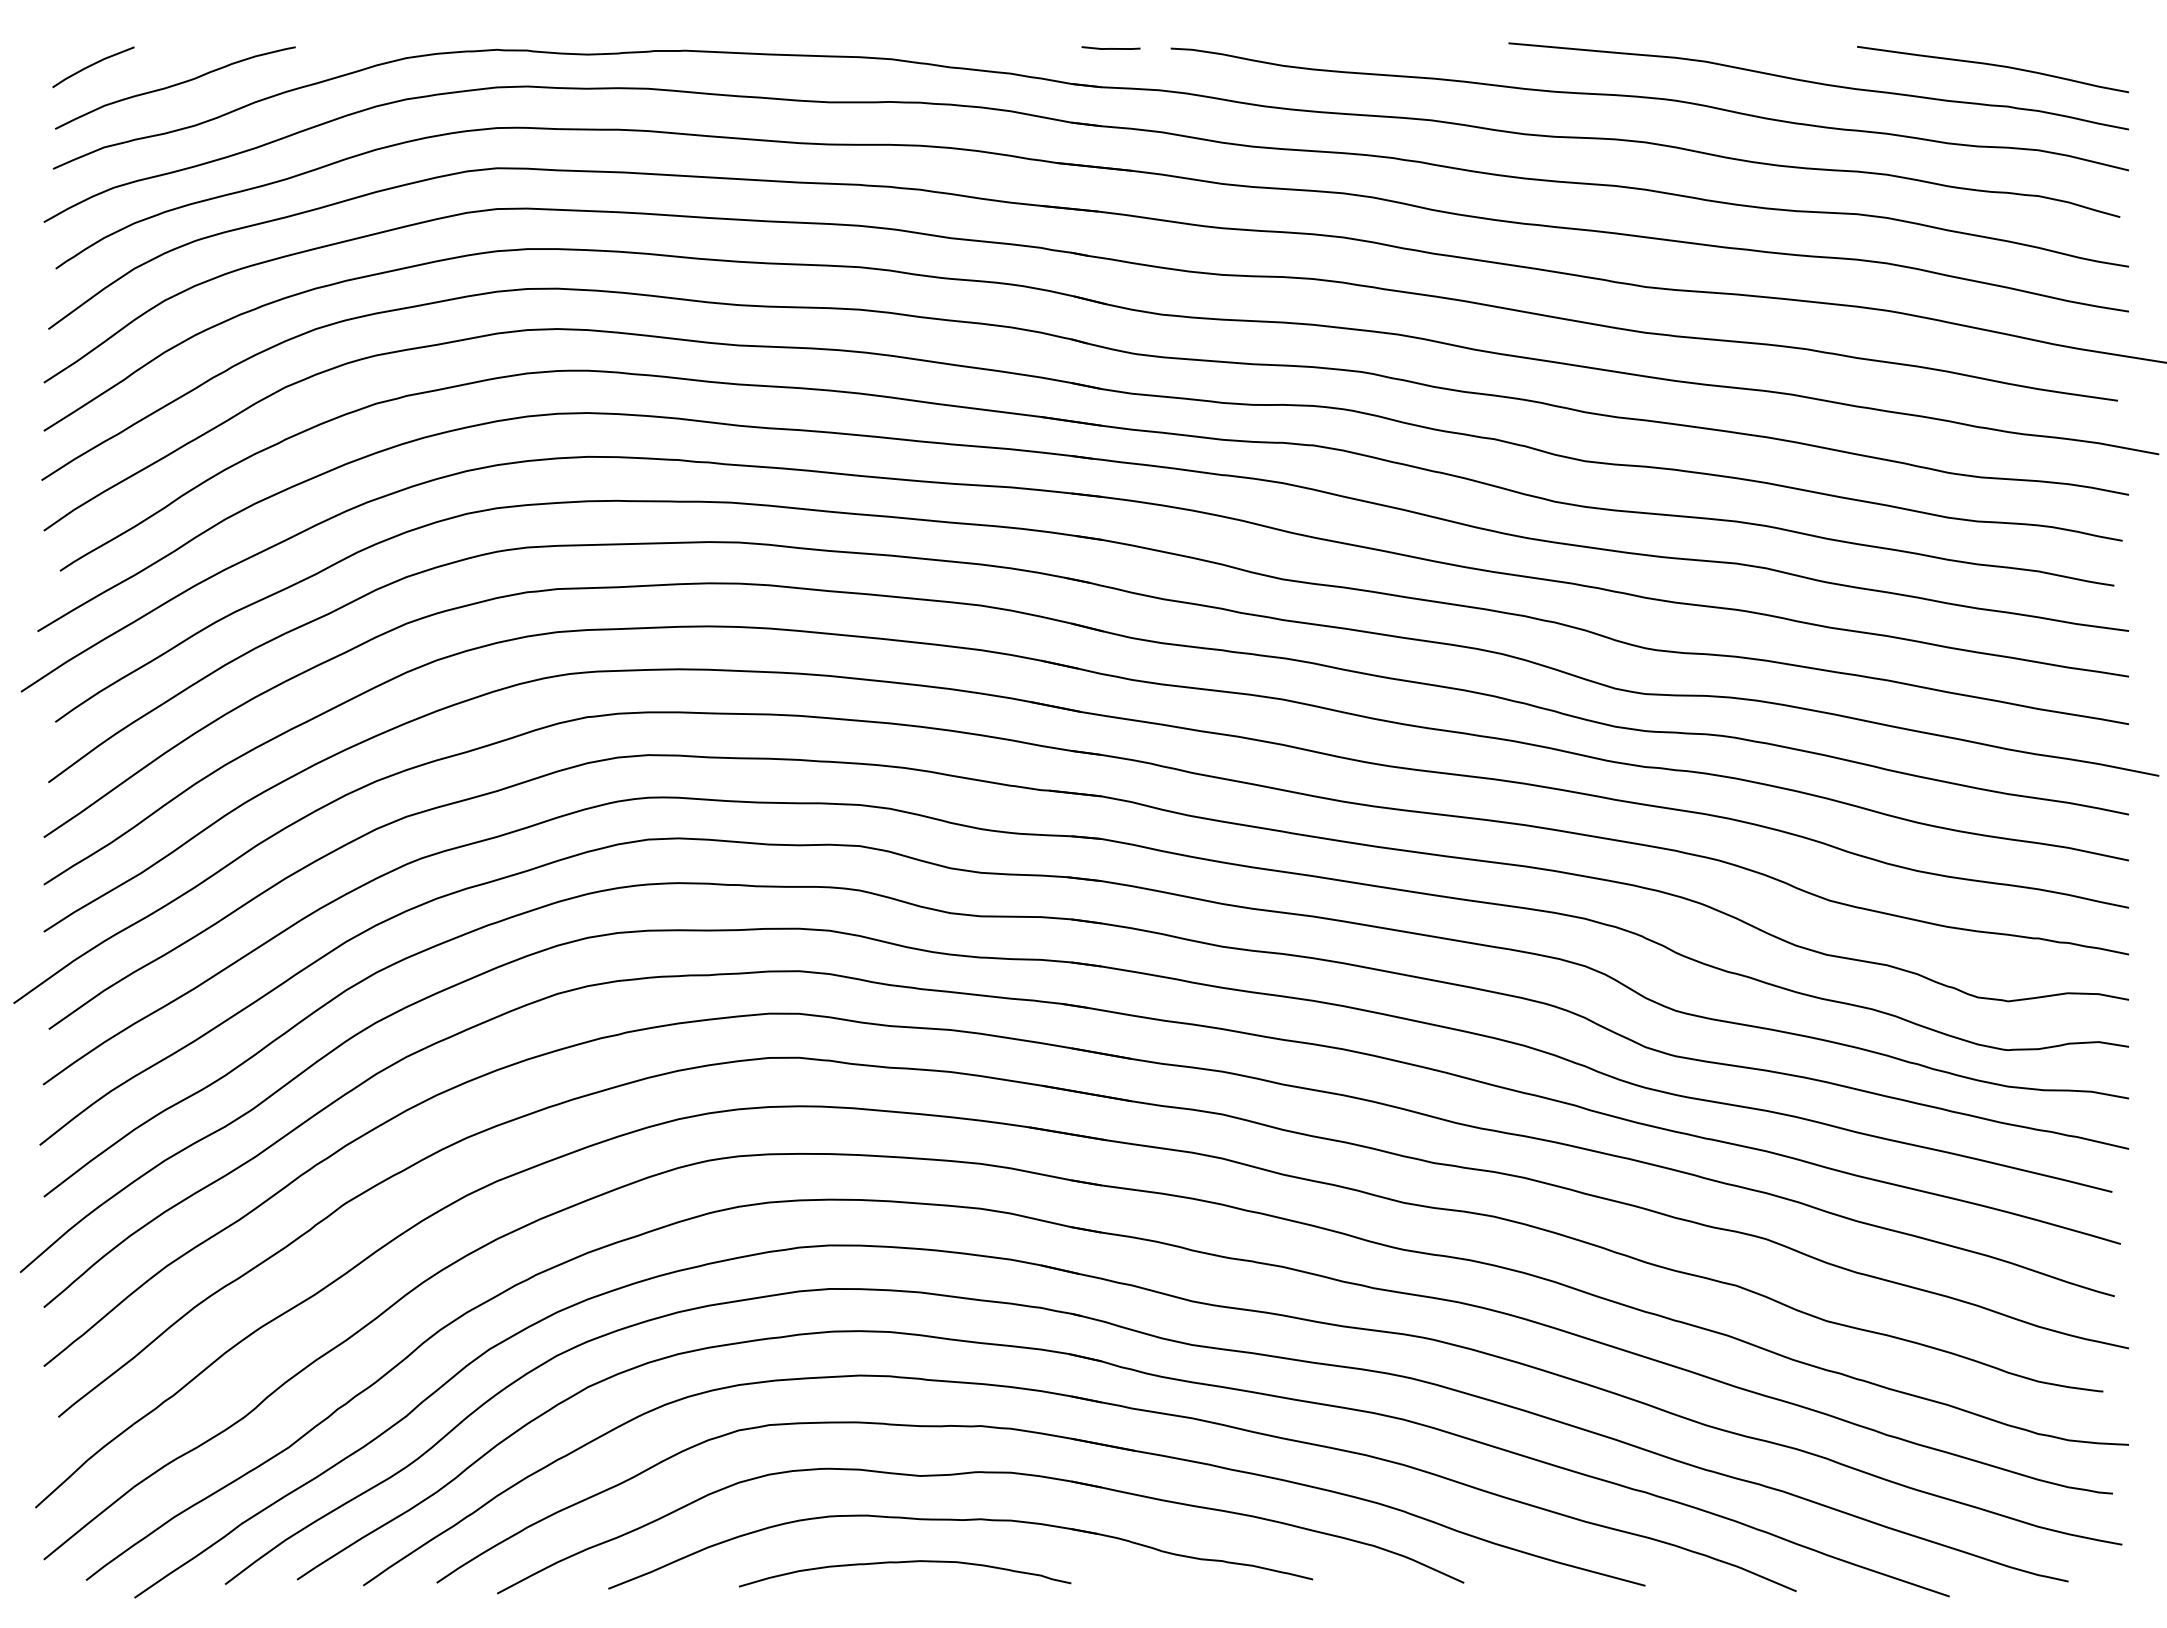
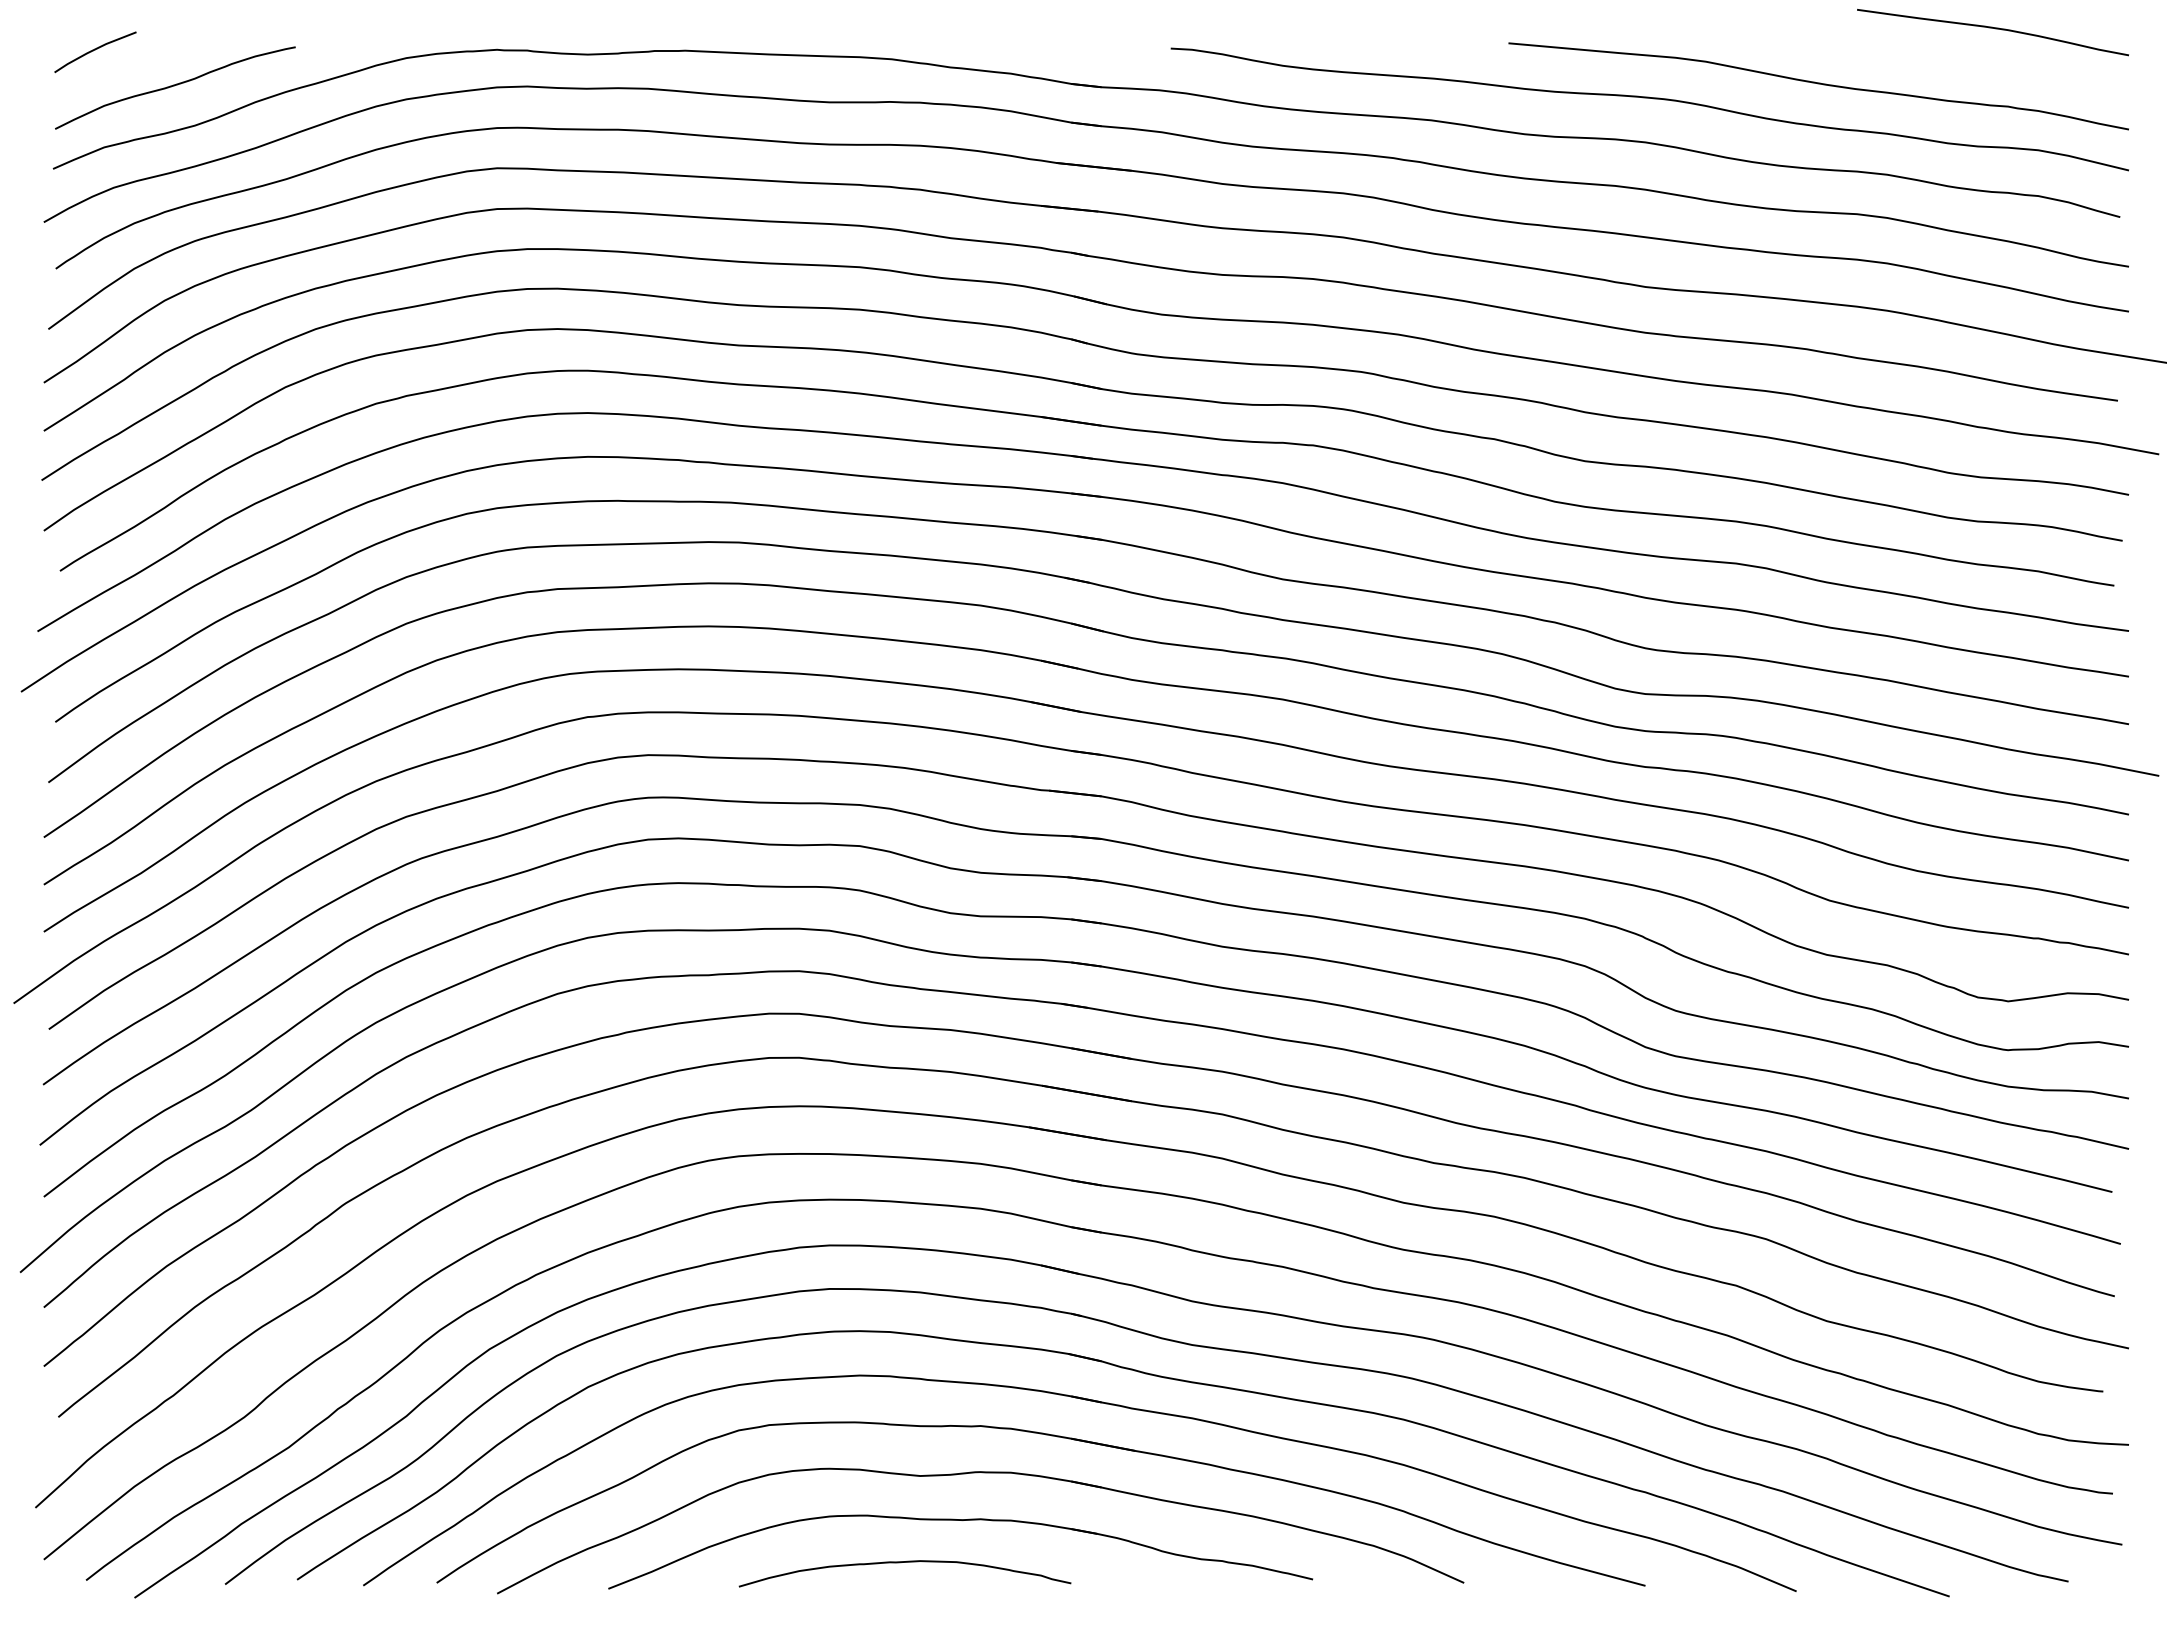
line: present -> none (1110, 48)
line position: (93, 65) -> (95, 50) (95, 50)
curve position: (1992, 65) -> (1992, 28) (1992, 28)
